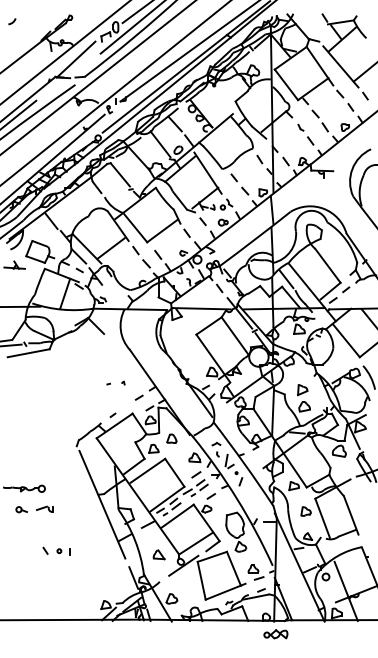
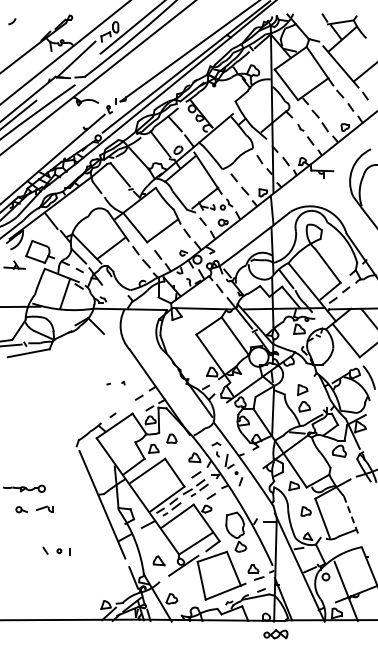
line: present -> none (136, 12)
line: present -> none (115, 93)
line: solid -> dashed (351, 515)
part position: (158, 554) -> (158, 560) (158, 560)
